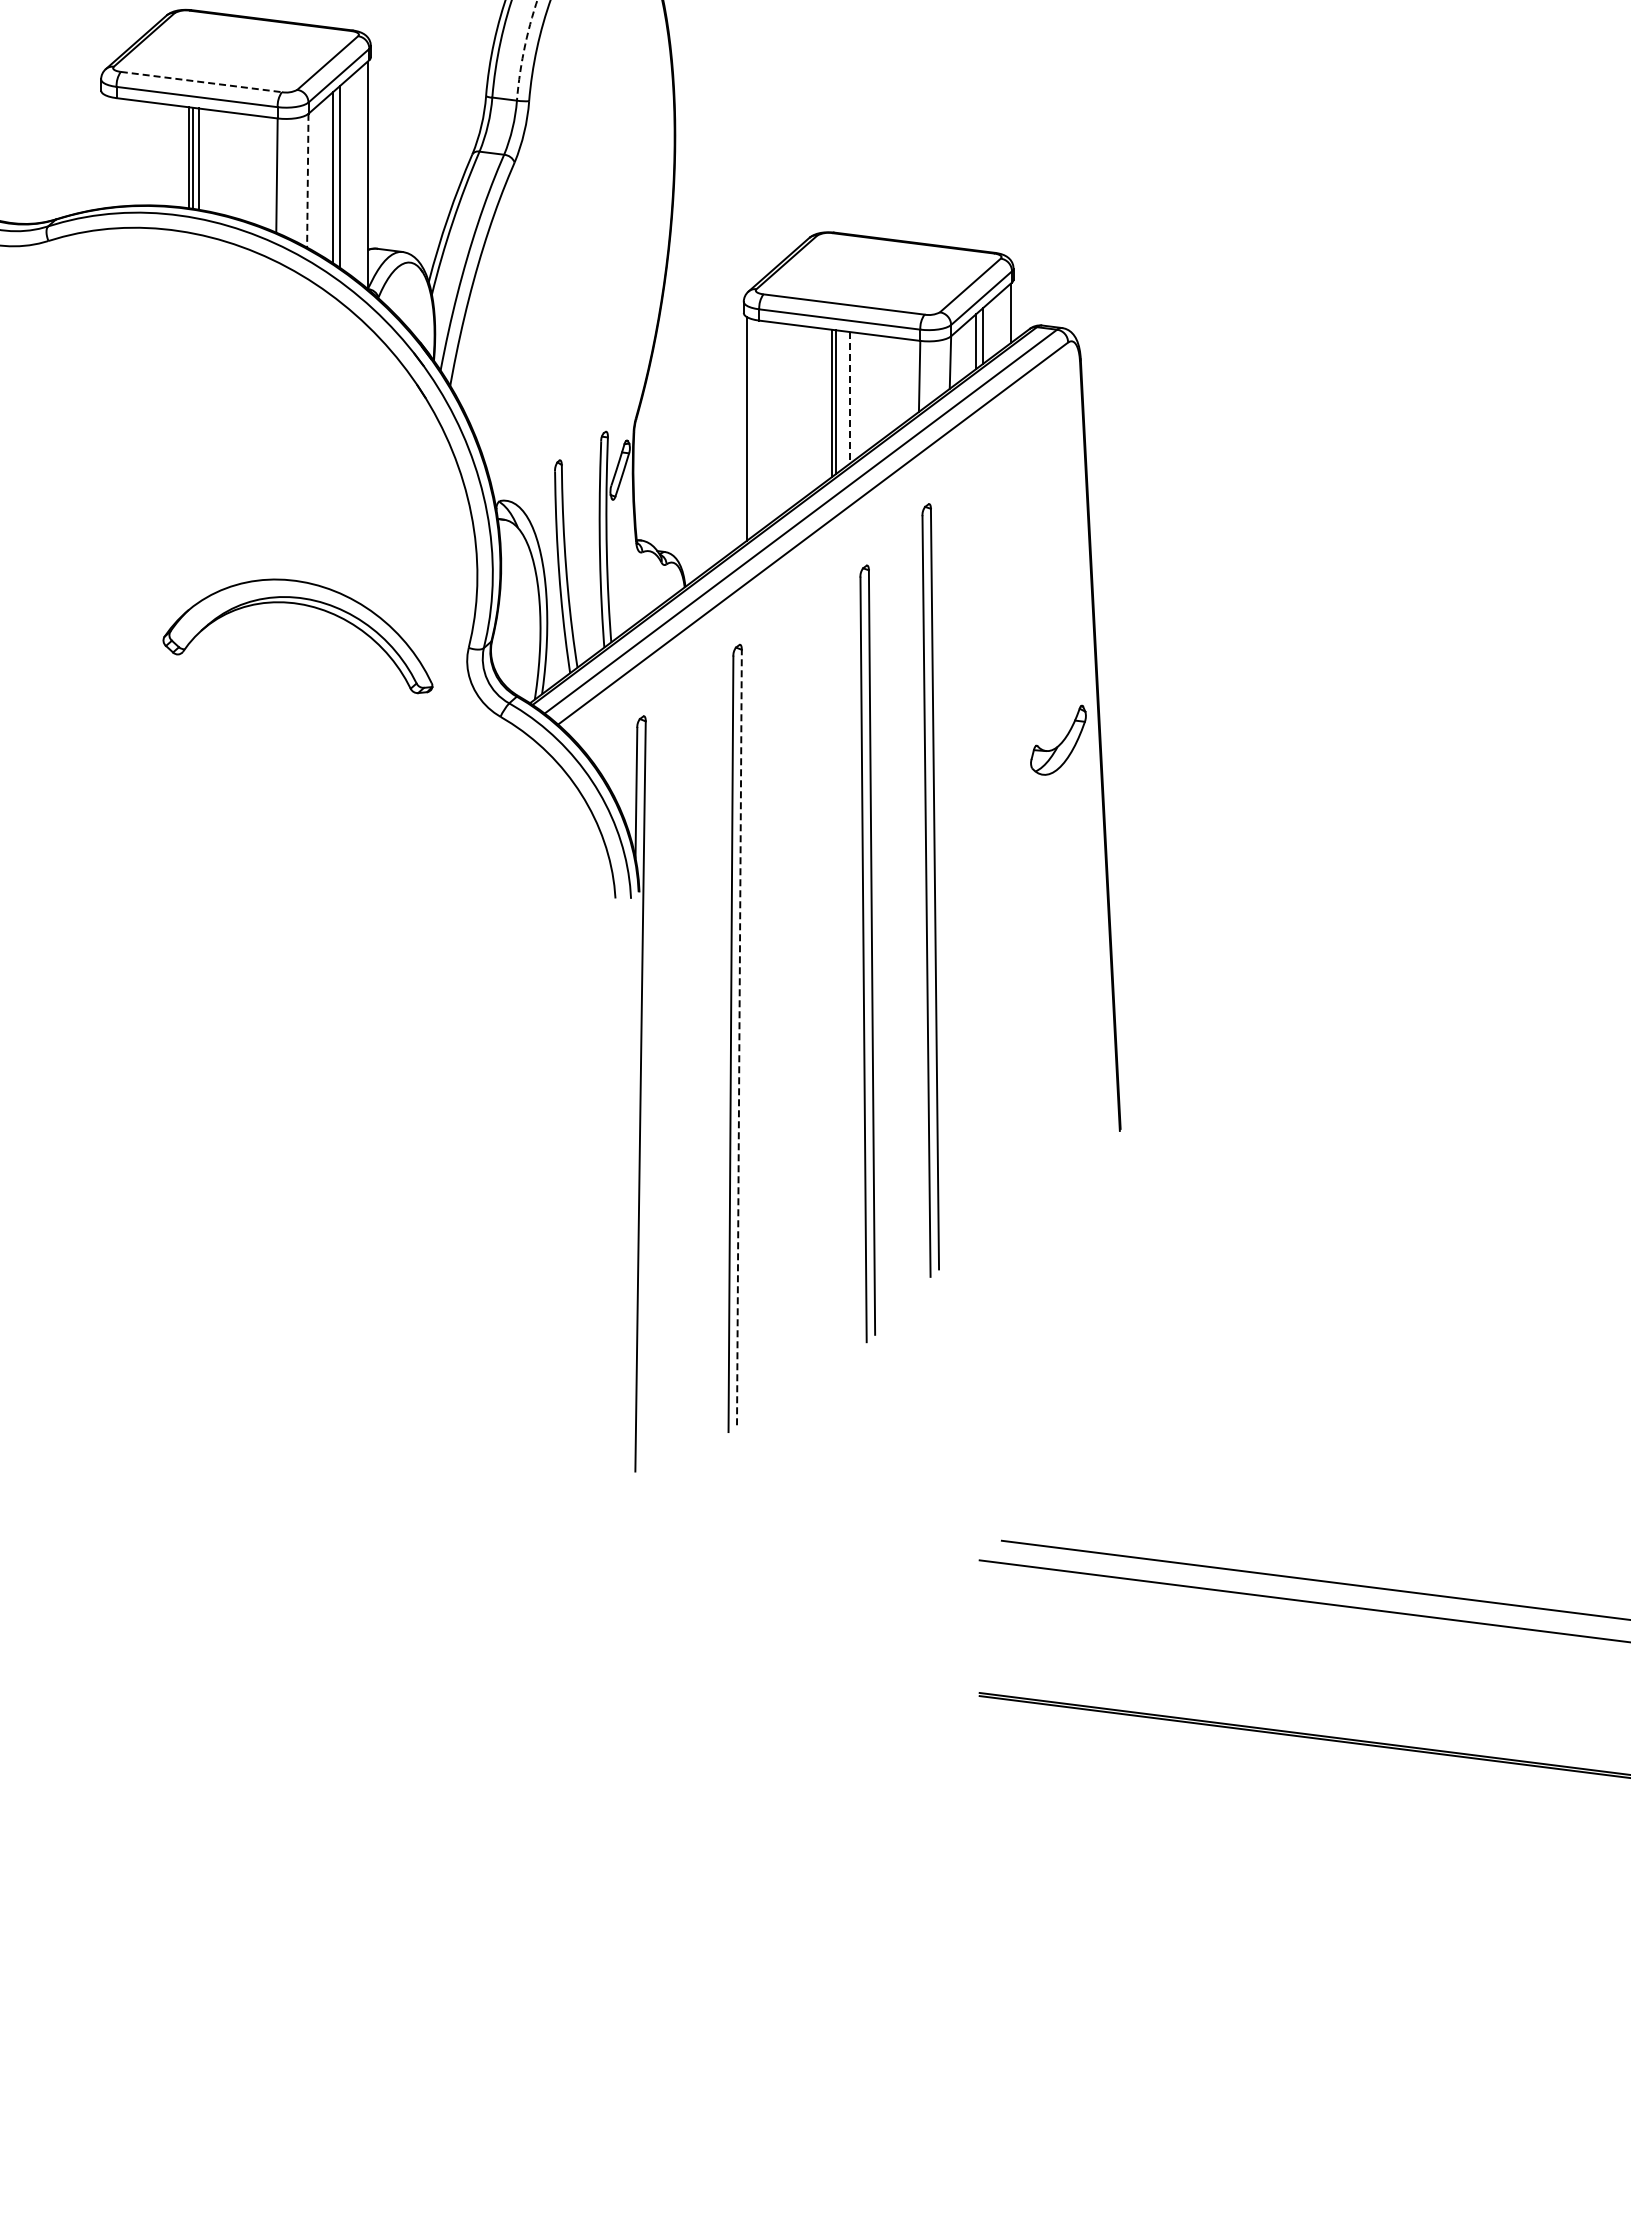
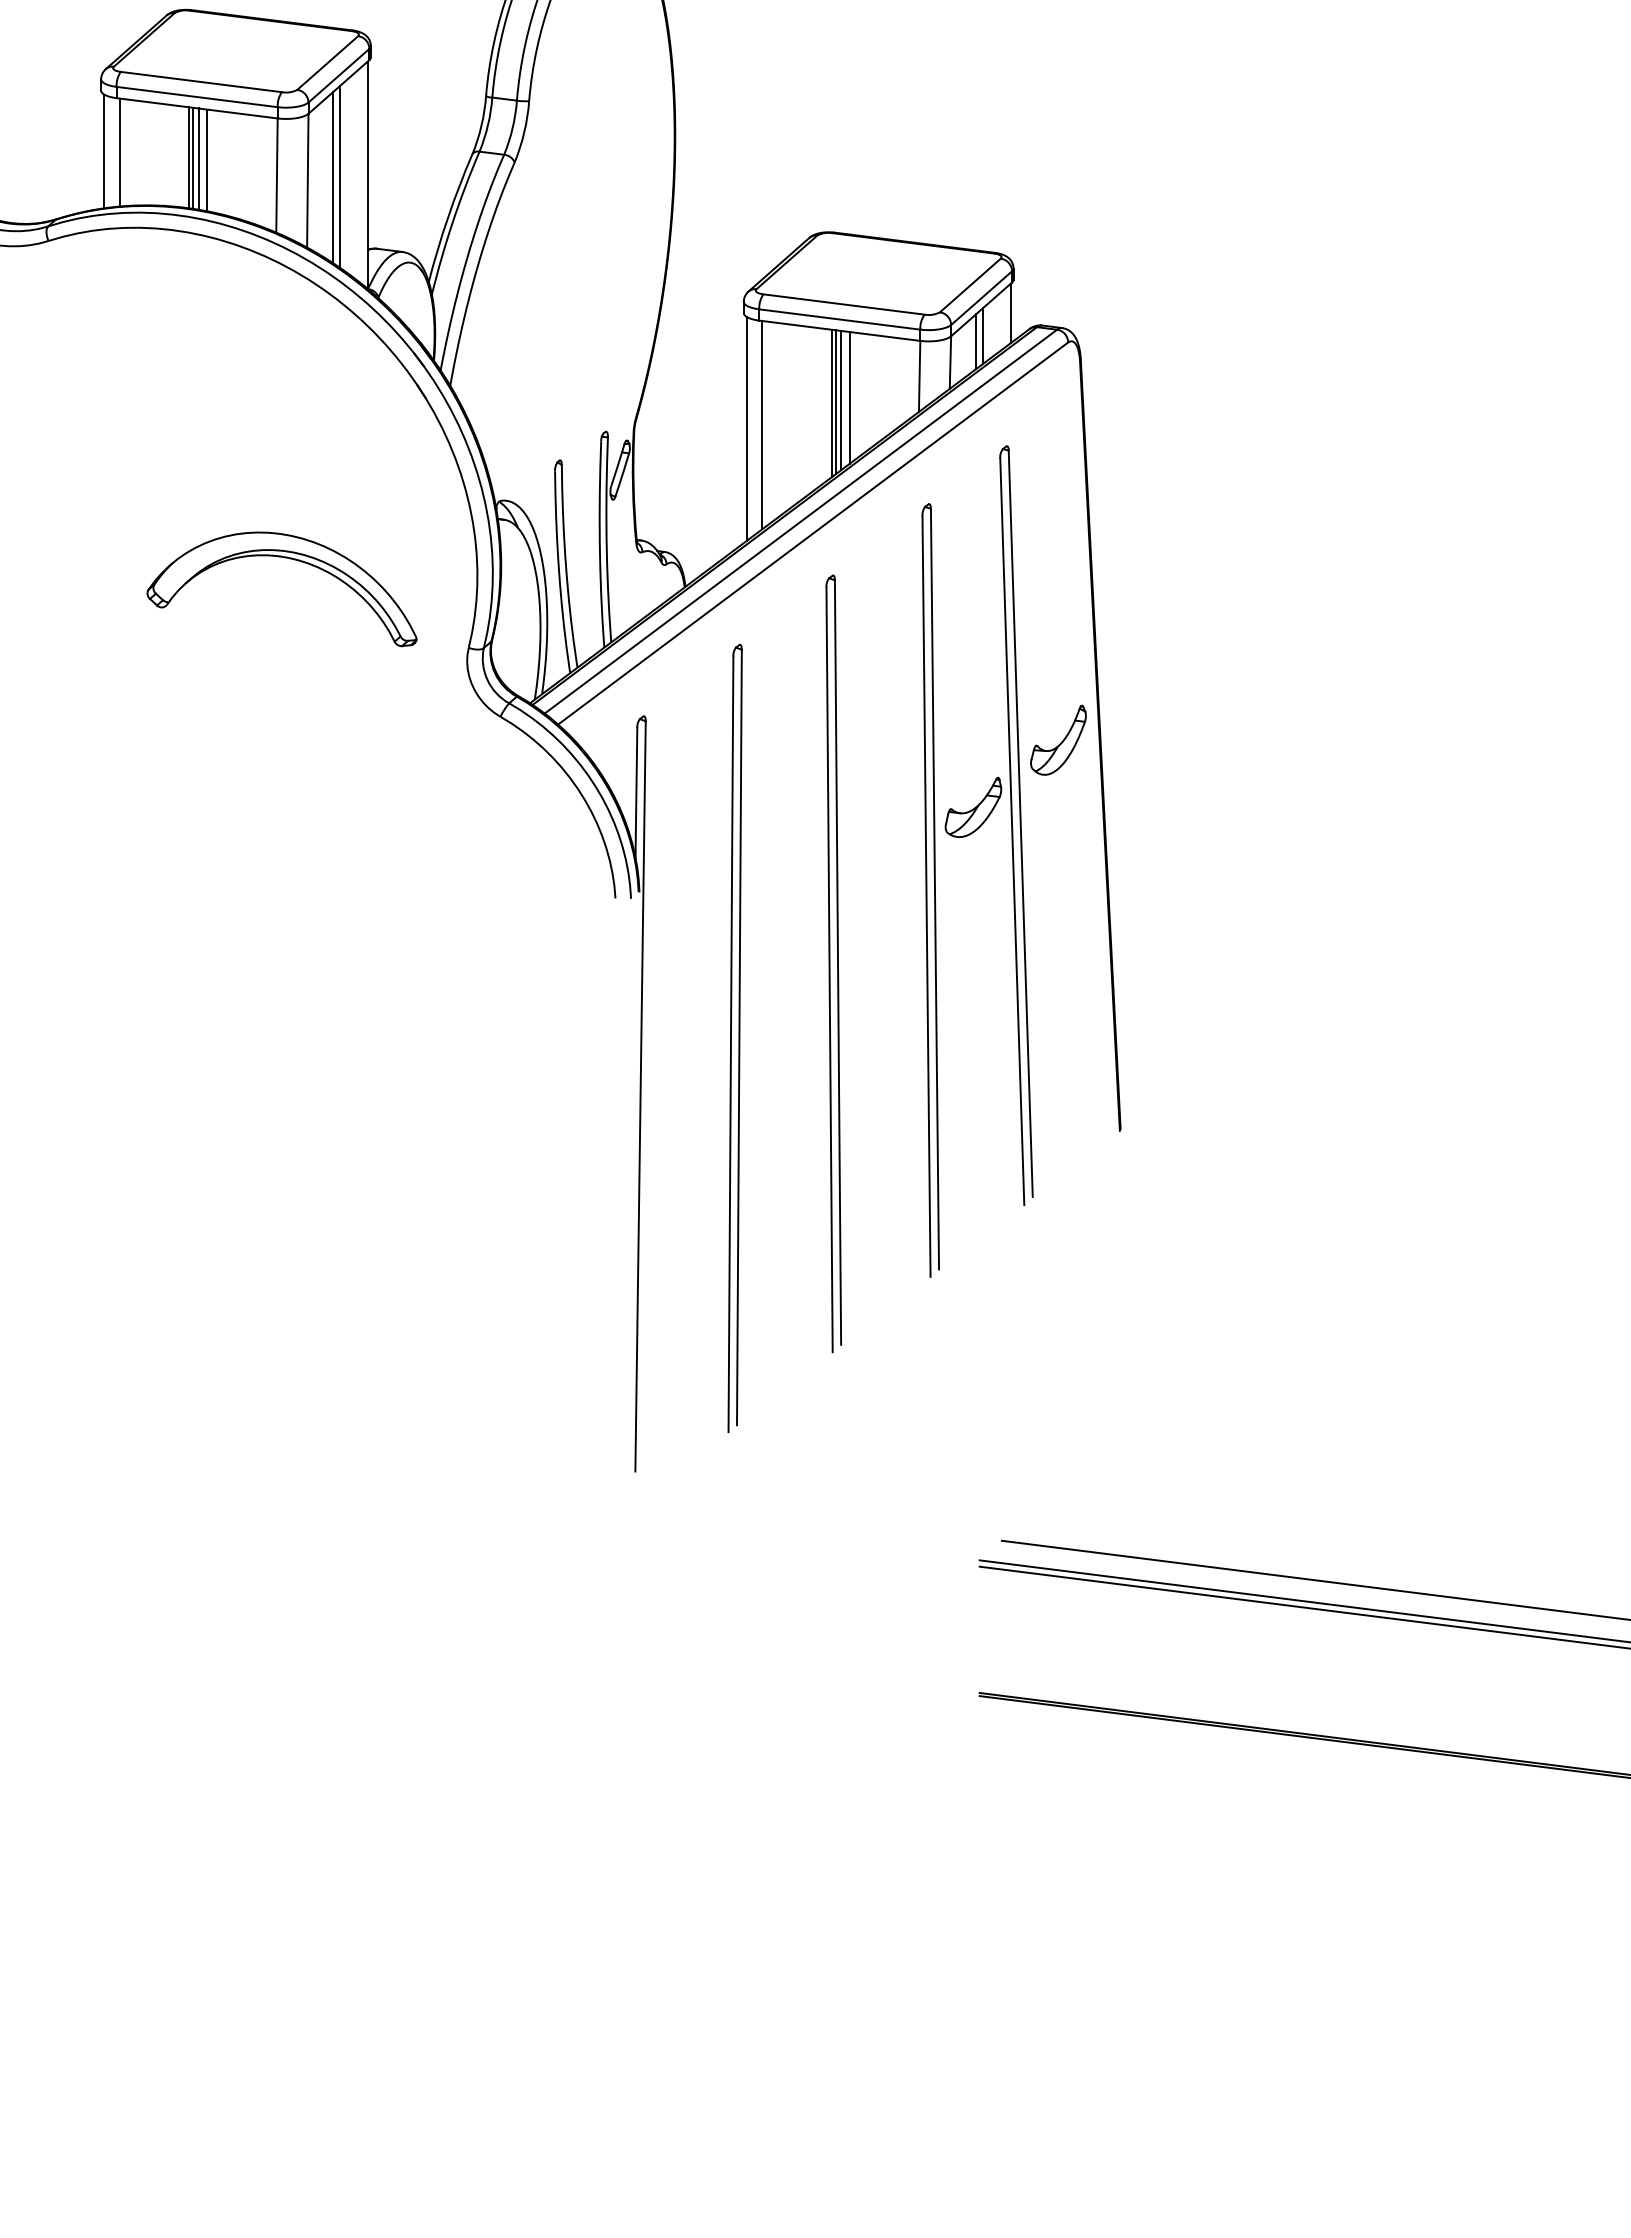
arc: dashed -> solid (524, 49)
line: dashed -> solid (201, 82)
line: none -> present (104, 151)
line: none -> present (119, 152)
line: none -> present (206, 160)
line: dashed -> solid (307, 180)
line: dashed -> solid (849, 397)
line: none -> present (841, 400)
line: none -> present (762, 425)
part position: (300, 605) -> (284, 558) (284, 558)
part: none -> present (988, 825)
part position: (867, 953) -> (833, 963) (833, 963)
line: dashed -> solid (739, 1037)
line: none -> present (1303, 1607)
